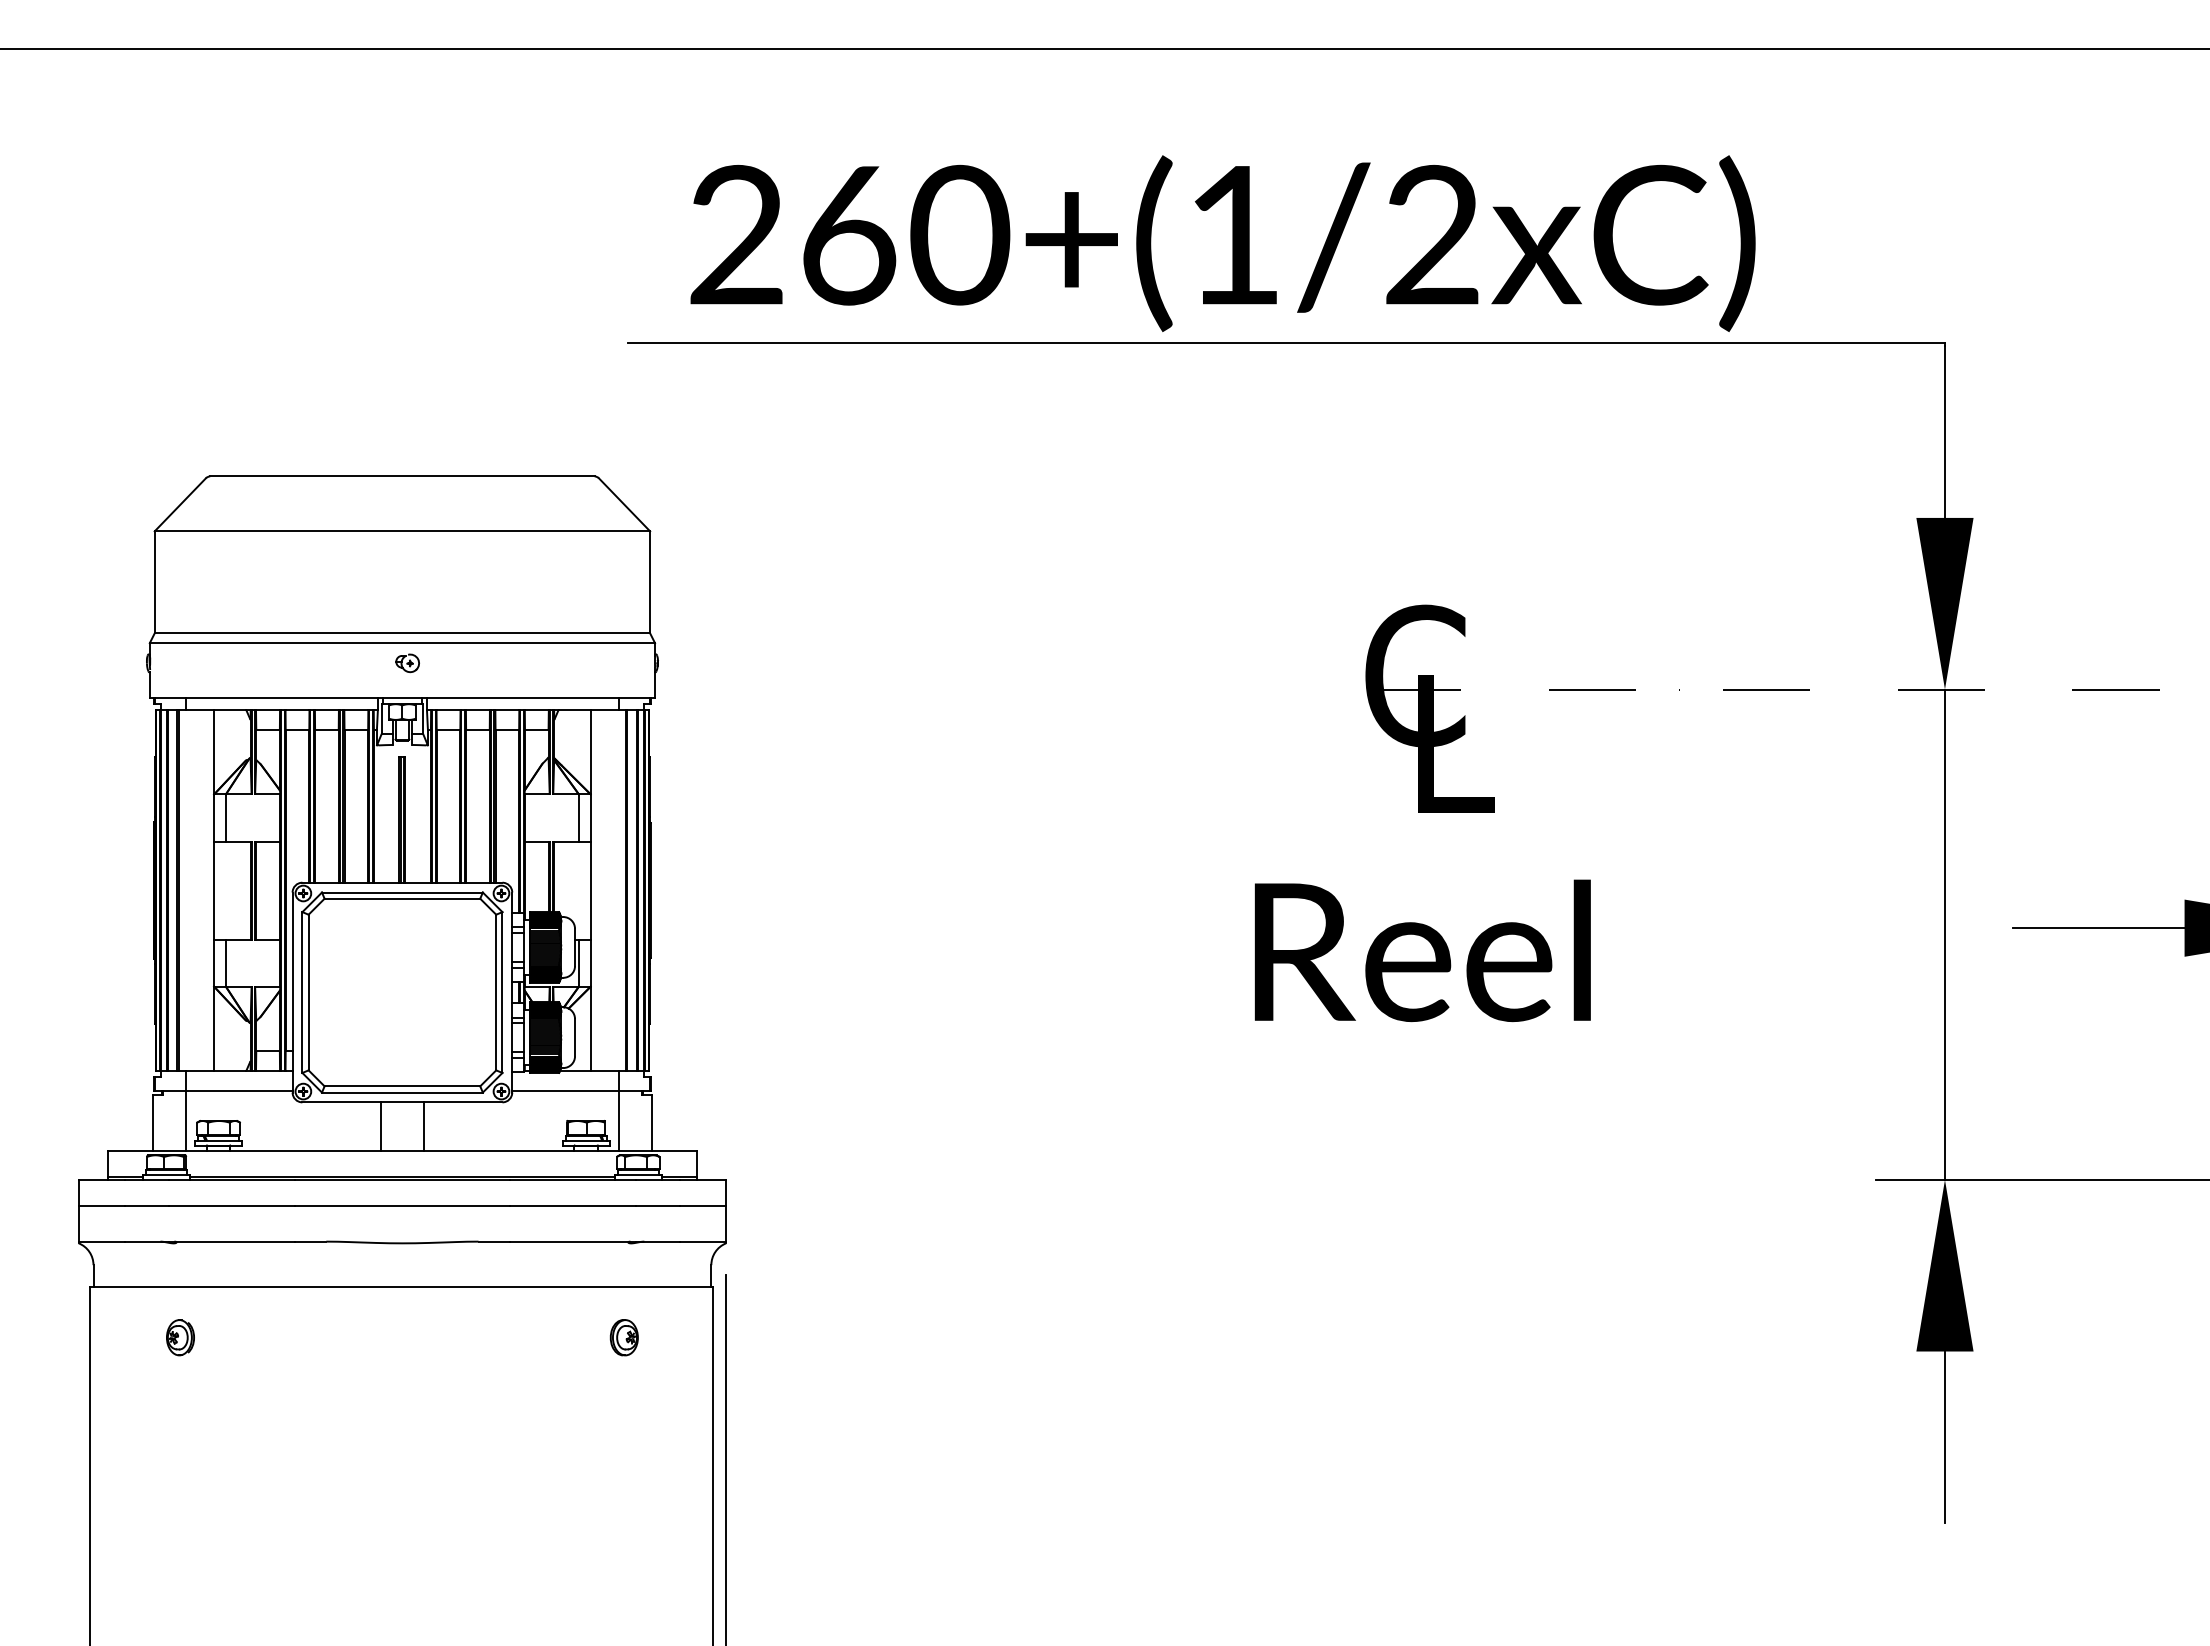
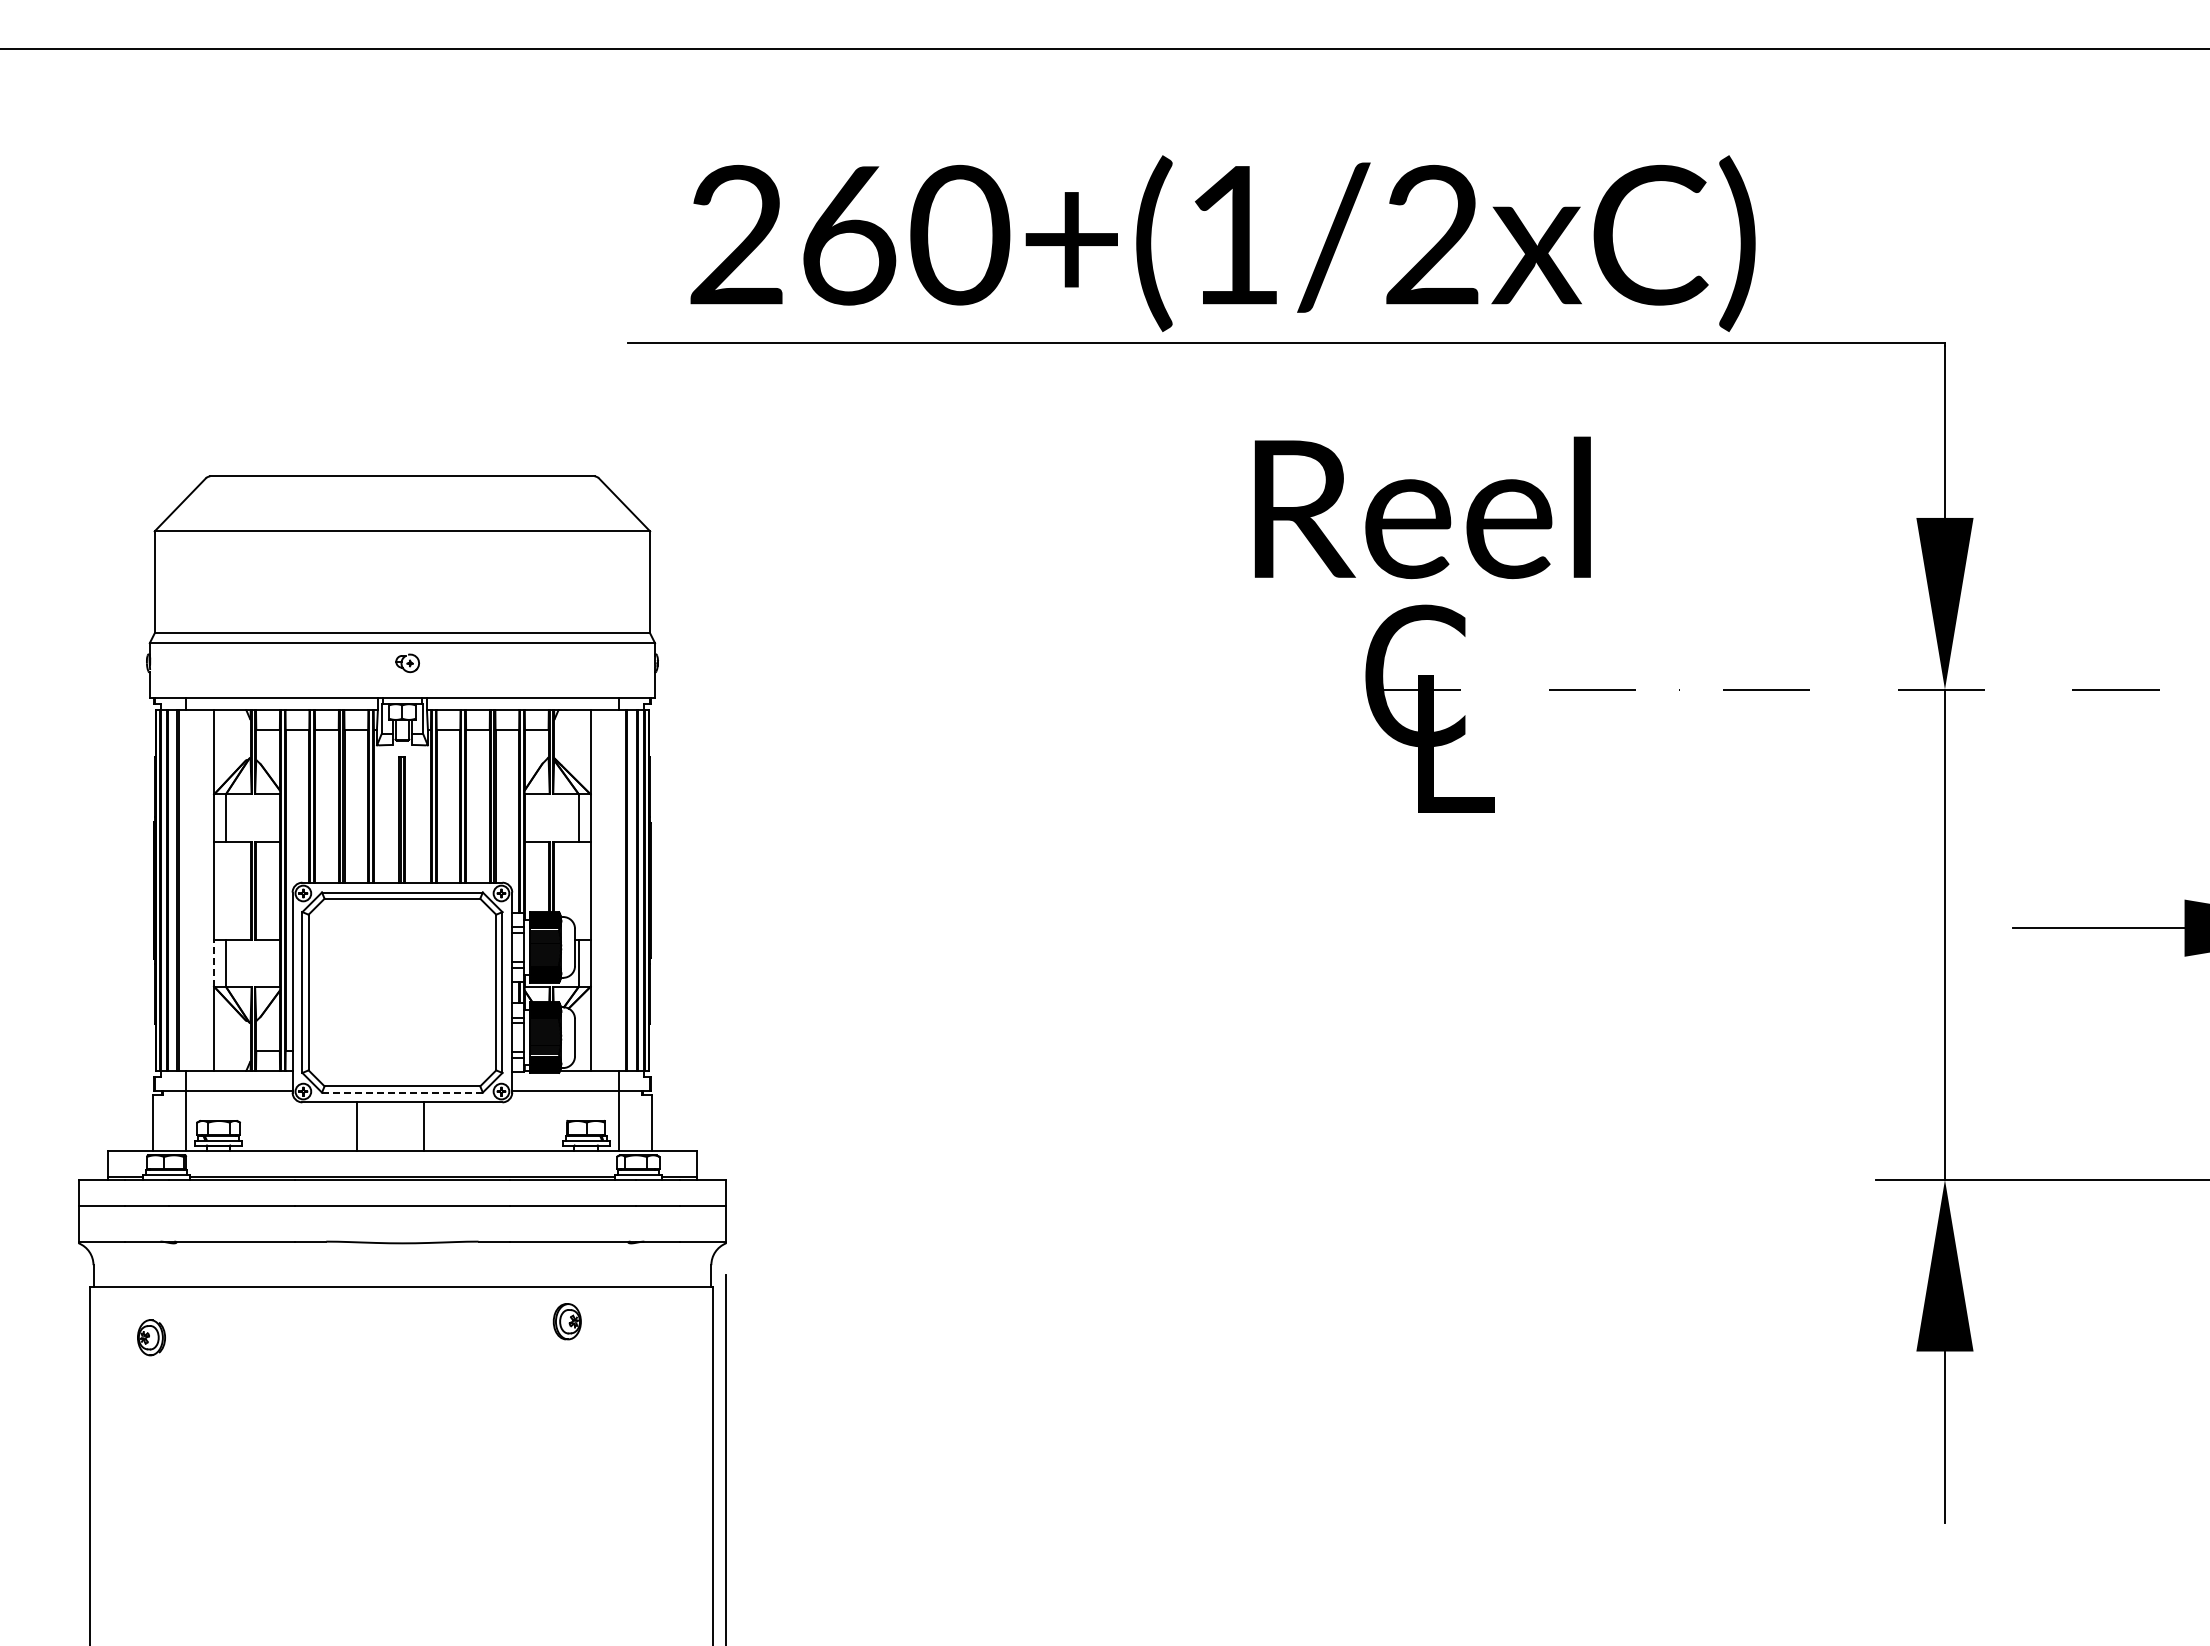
text position: (1422, 950) -> (1422, 507) (1422, 507)
line: solid -> dashed (214, 963)
line: solid -> dashed (402, 1092)
line position: (380, 1126) -> (356, 1126) (356, 1126)
part position: (180, 1337) -> (151, 1337) (151, 1337)
part position: (623, 1337) -> (566, 1321) (566, 1321)
